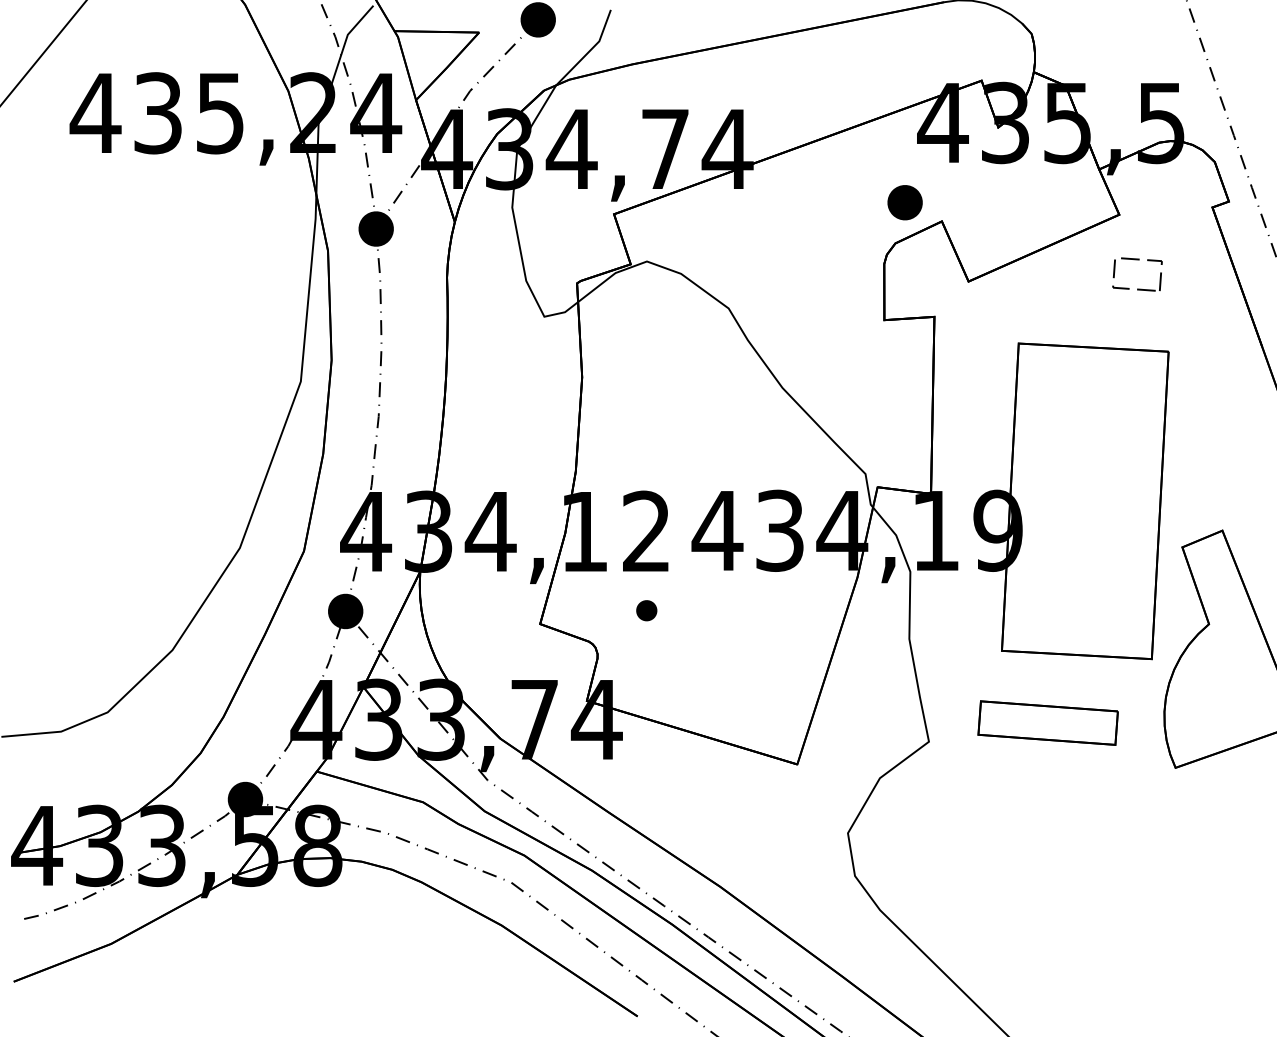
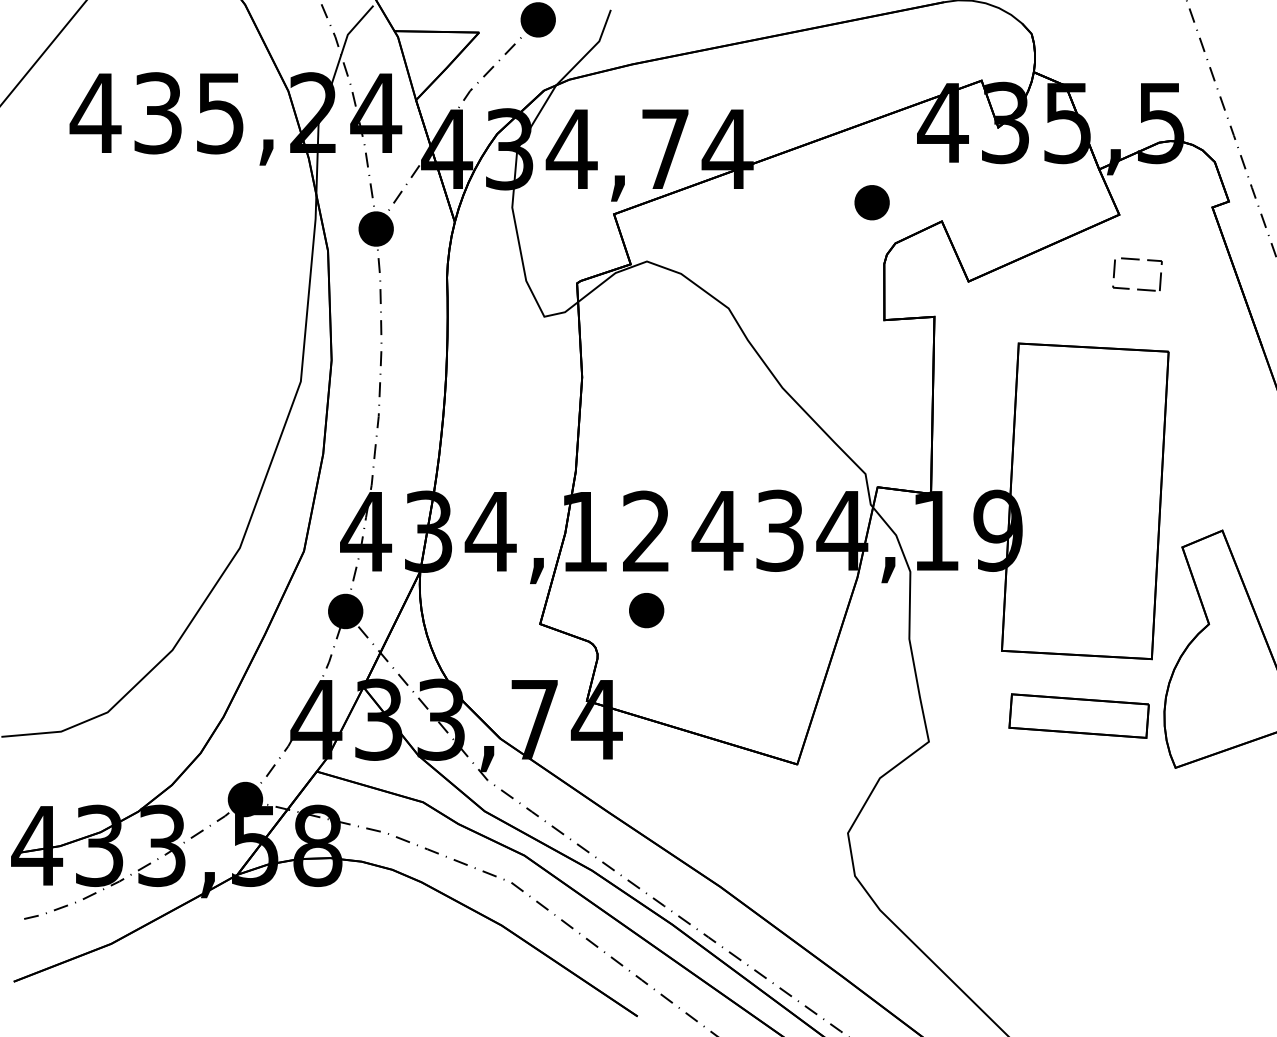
part position: (904, 202) -> (871, 202) (871, 202)
part size: 22x22 px -> 36x36 px (646, 610)
part position: (1047, 722) -> (1078, 715) (1078, 715)
